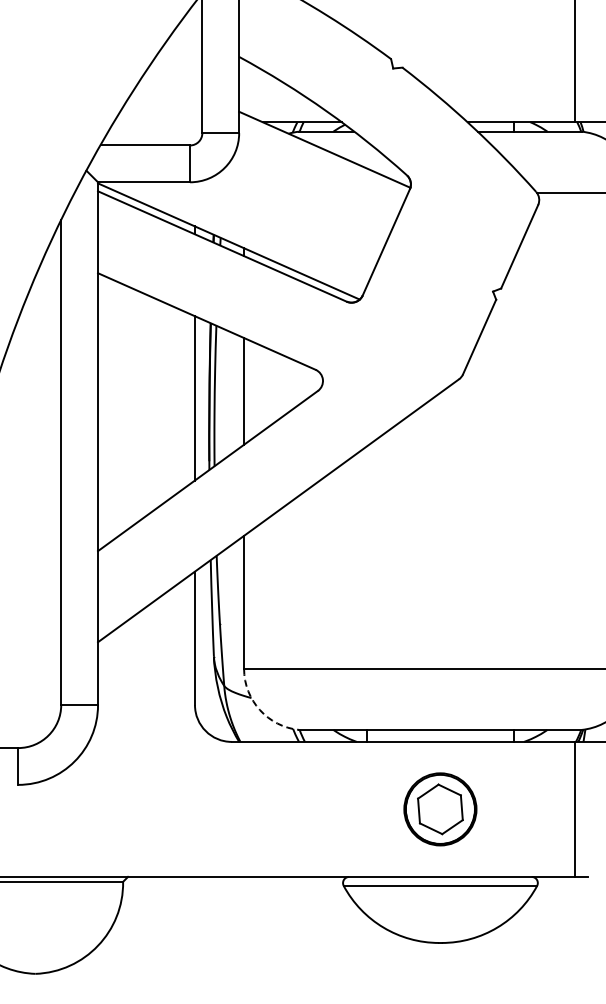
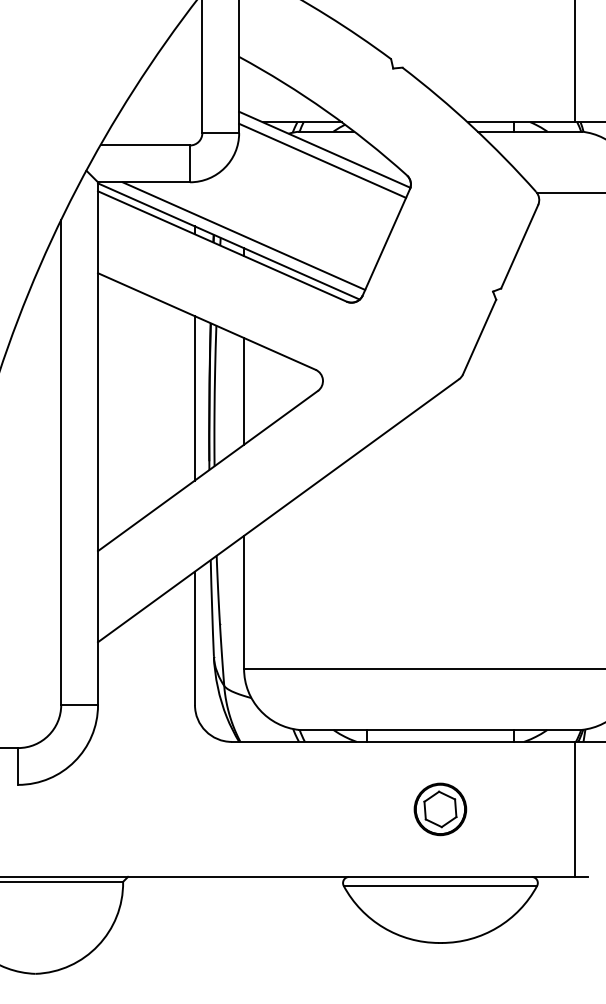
line: none -> present (322, 160)
line: none -> present (243, 235)
arc: dashed -> solid (259, 710)
part size: 75x75 px -> 55x55 px (440, 809)
